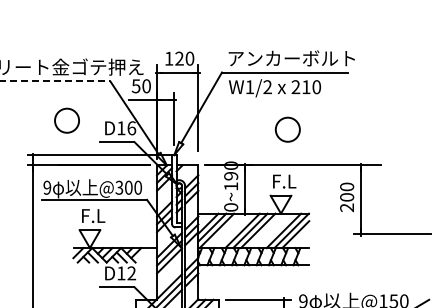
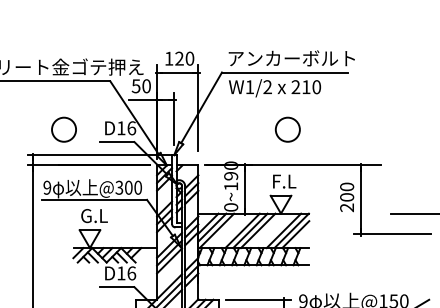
line: dashed -> solid (55, 81)
circle position: (66, 120) -> (63, 129) (63, 129)
line: none -> present (413, 213)
text: F.L -> G.L (94, 216)
text: D12 -> D16 (131, 273)
